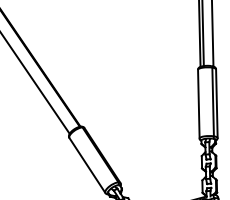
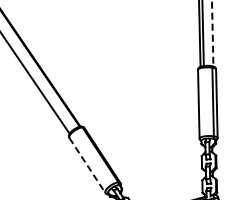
line: solid -> dashed (212, 33)
line: solid -> dashed (87, 165)
